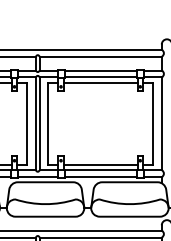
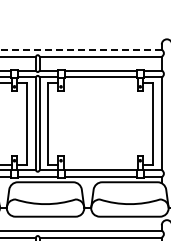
line: solid -> dashed (80, 49)
line: present -> none (100, 82)
line: present -> none (100, 165)
